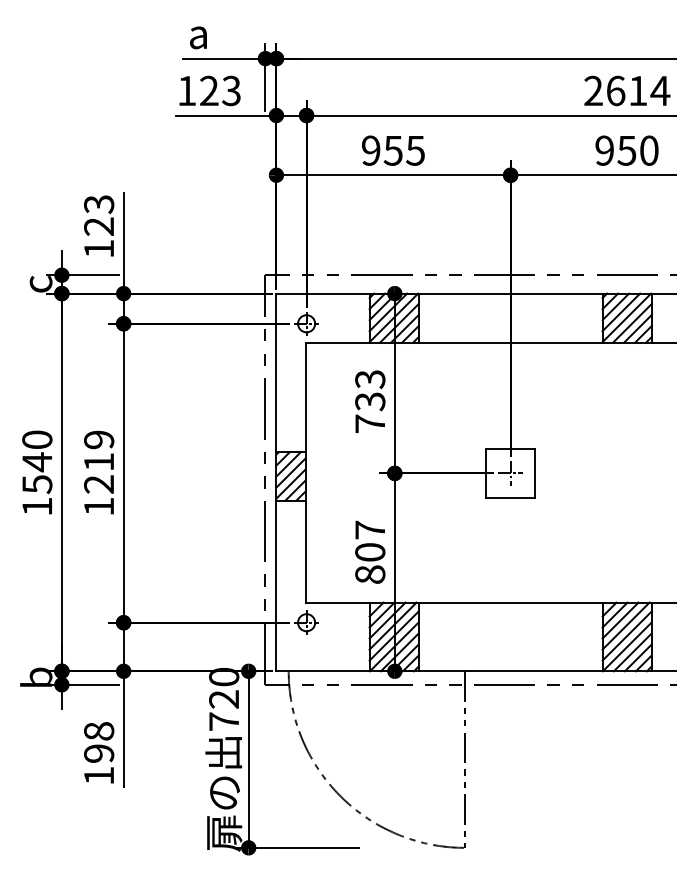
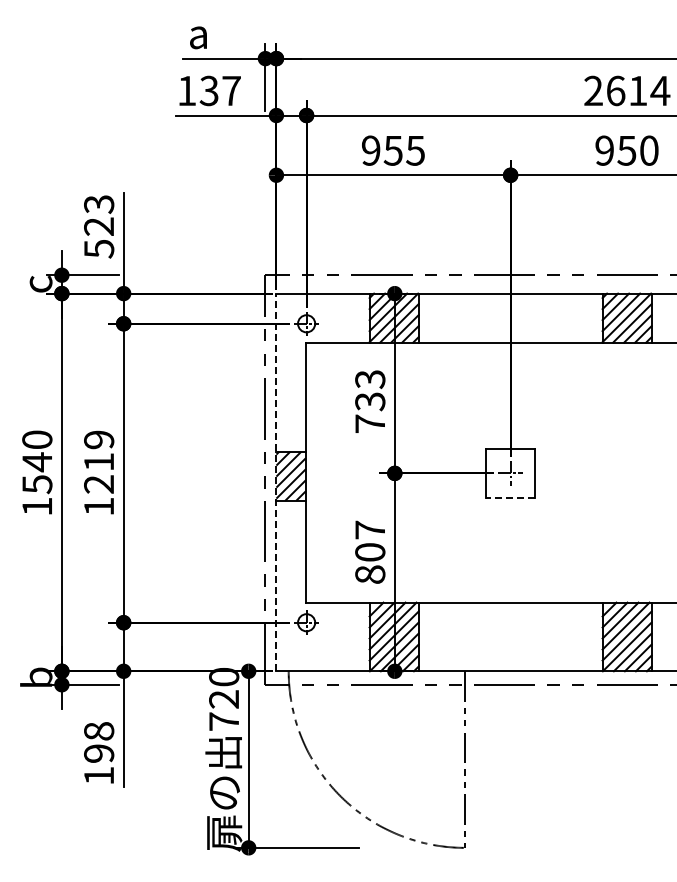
text: 123 -> 137 (219, 90)
text: 123 -> 523 (99, 249)
line: solid -> dashed (276, 482)
line: solid -> dashed (510, 497)
